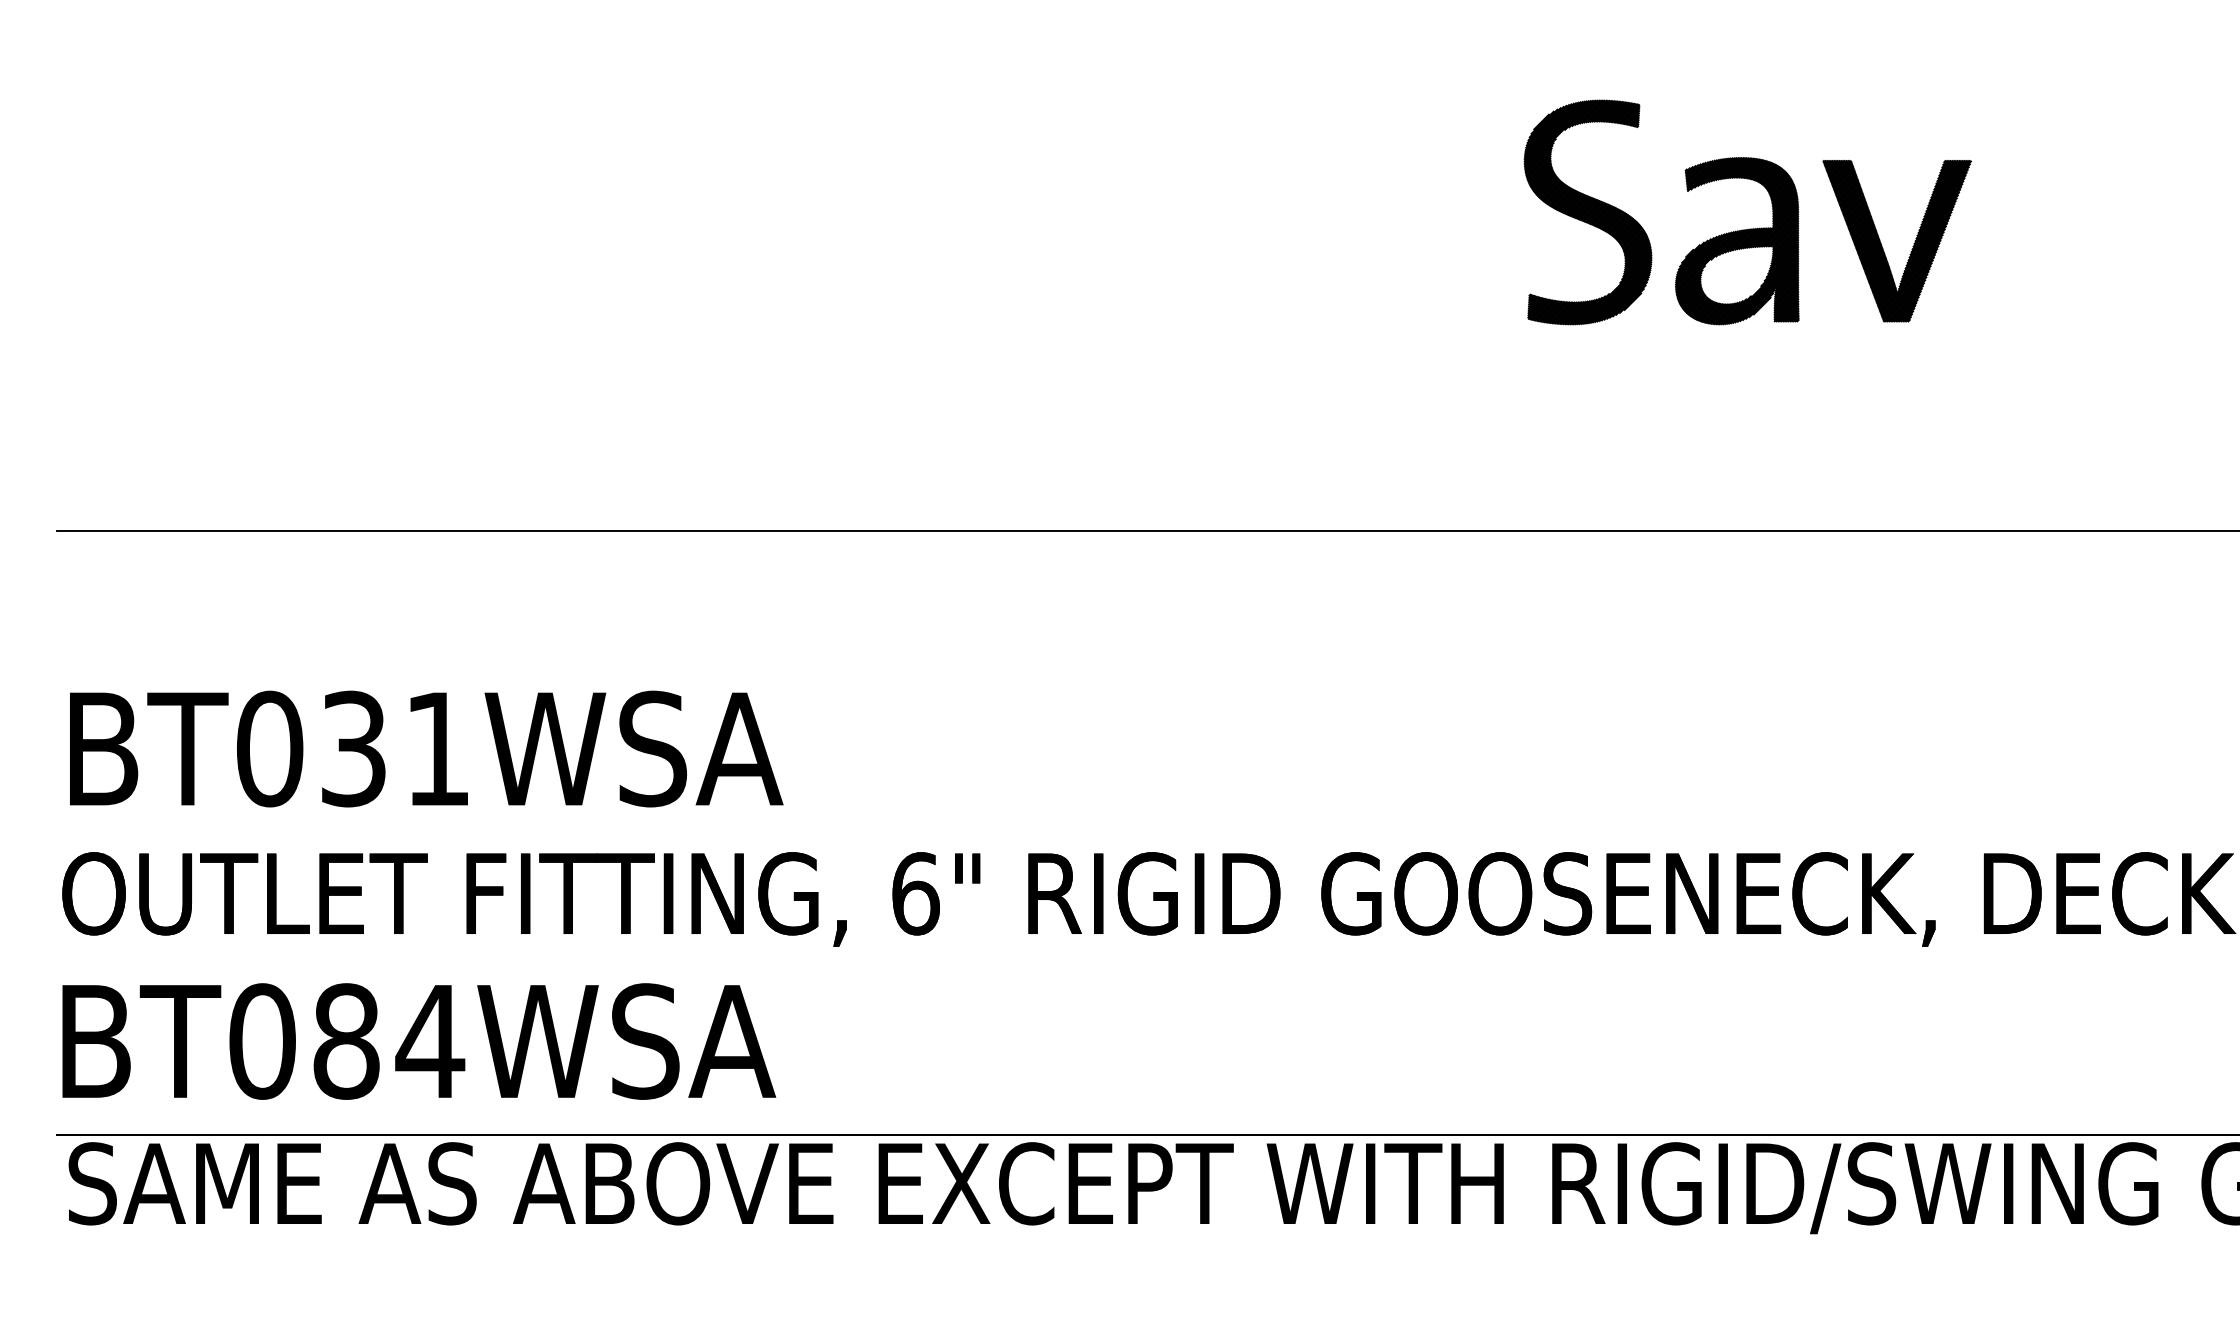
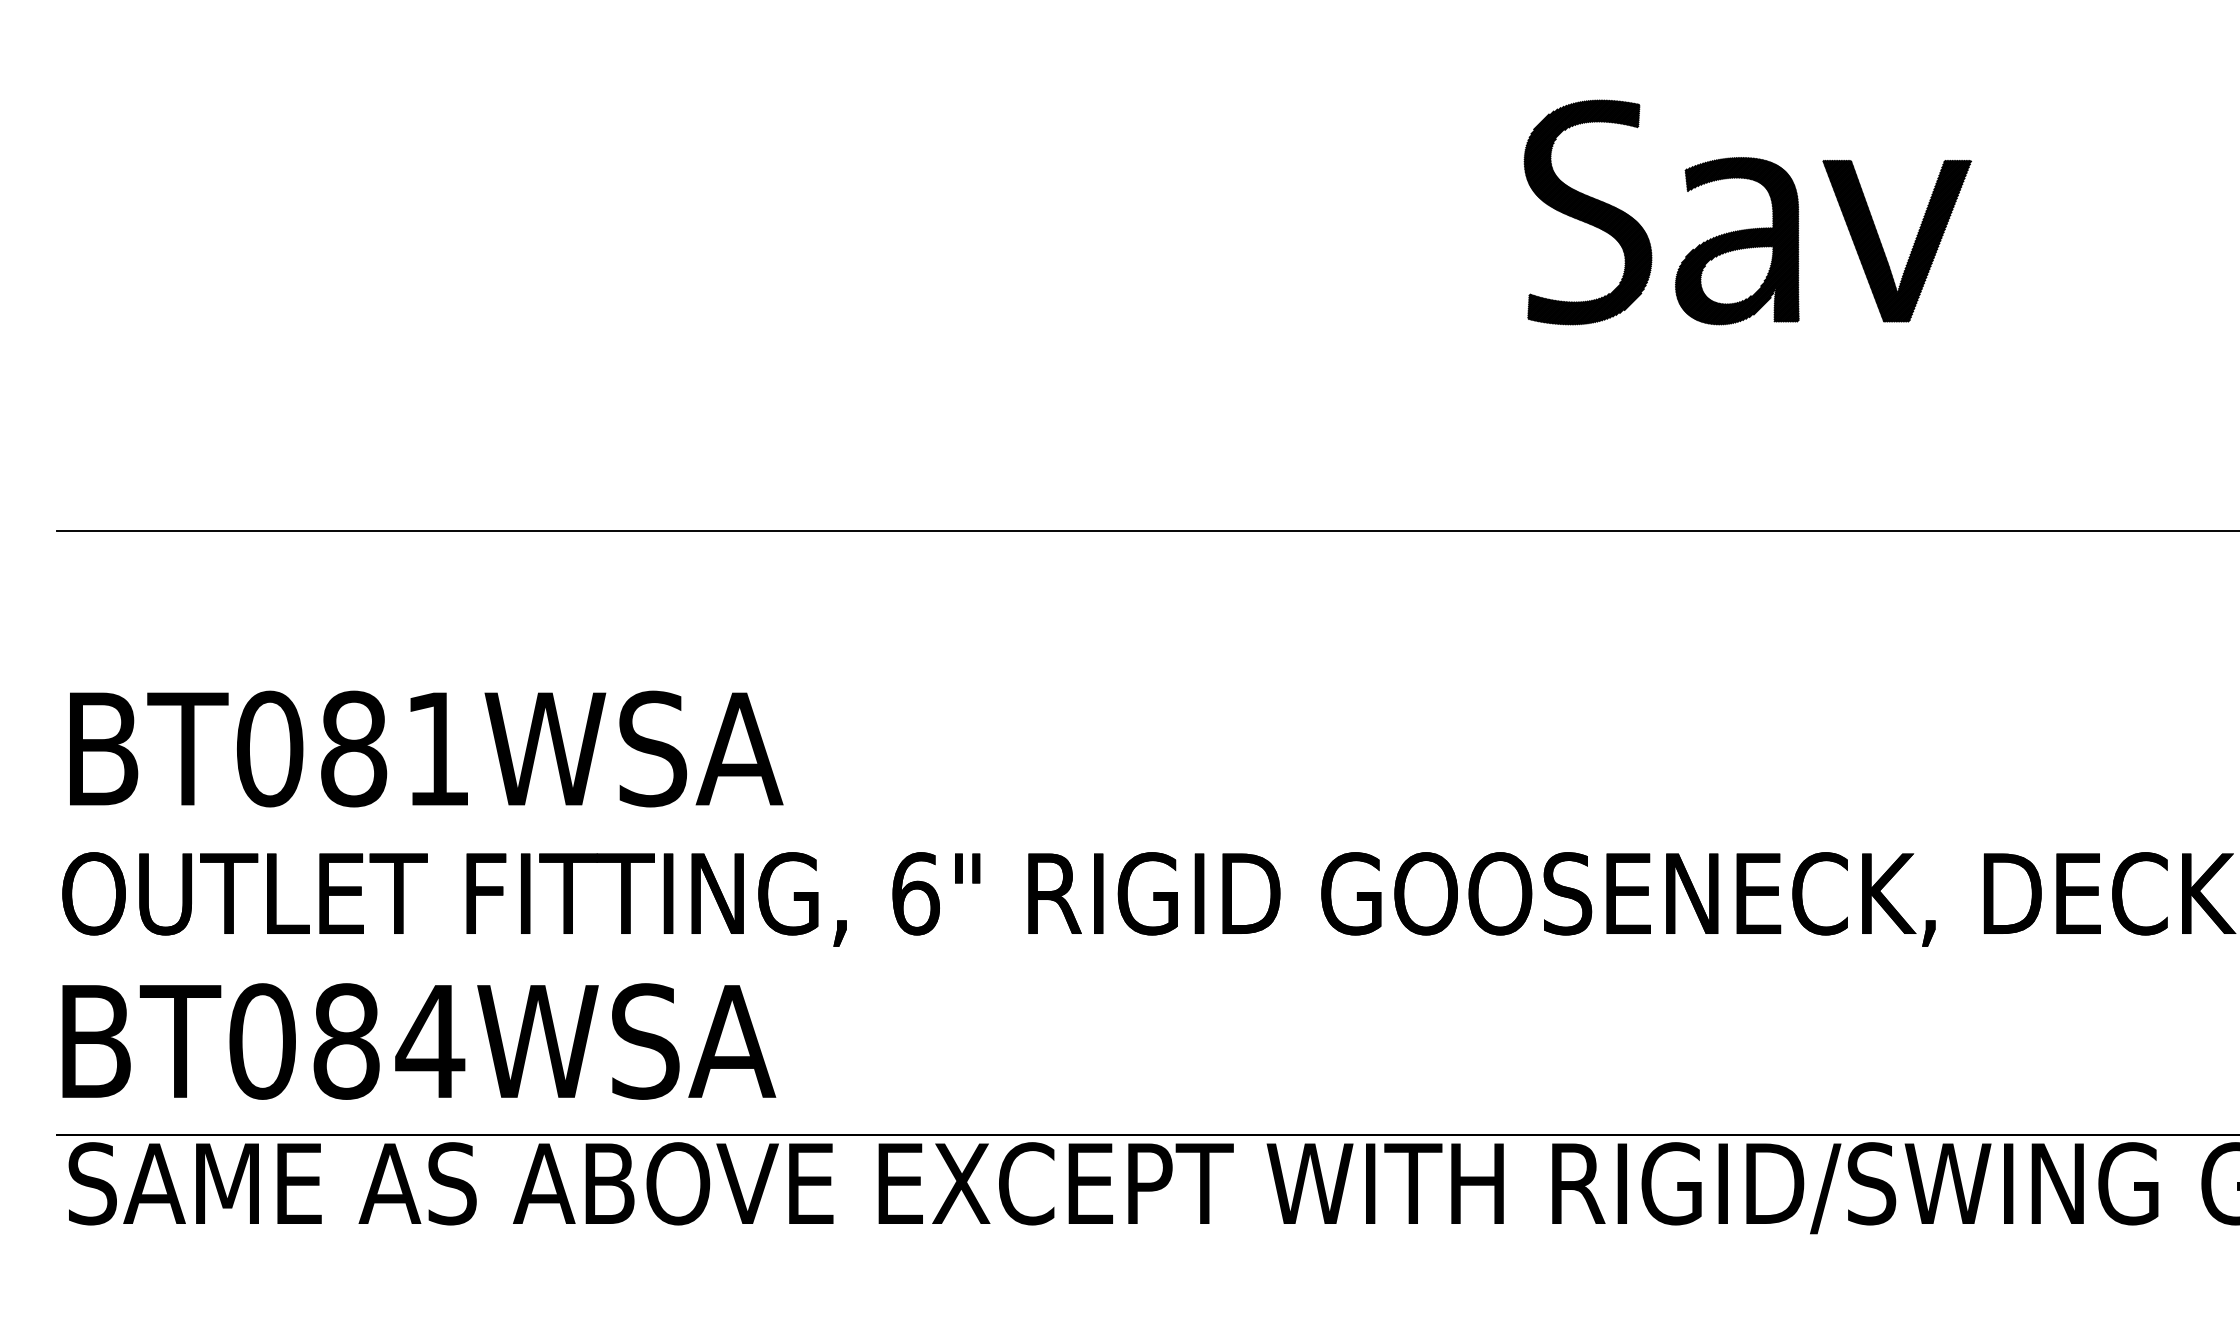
text: BT031WSA -> BT081WSA (354, 748)
